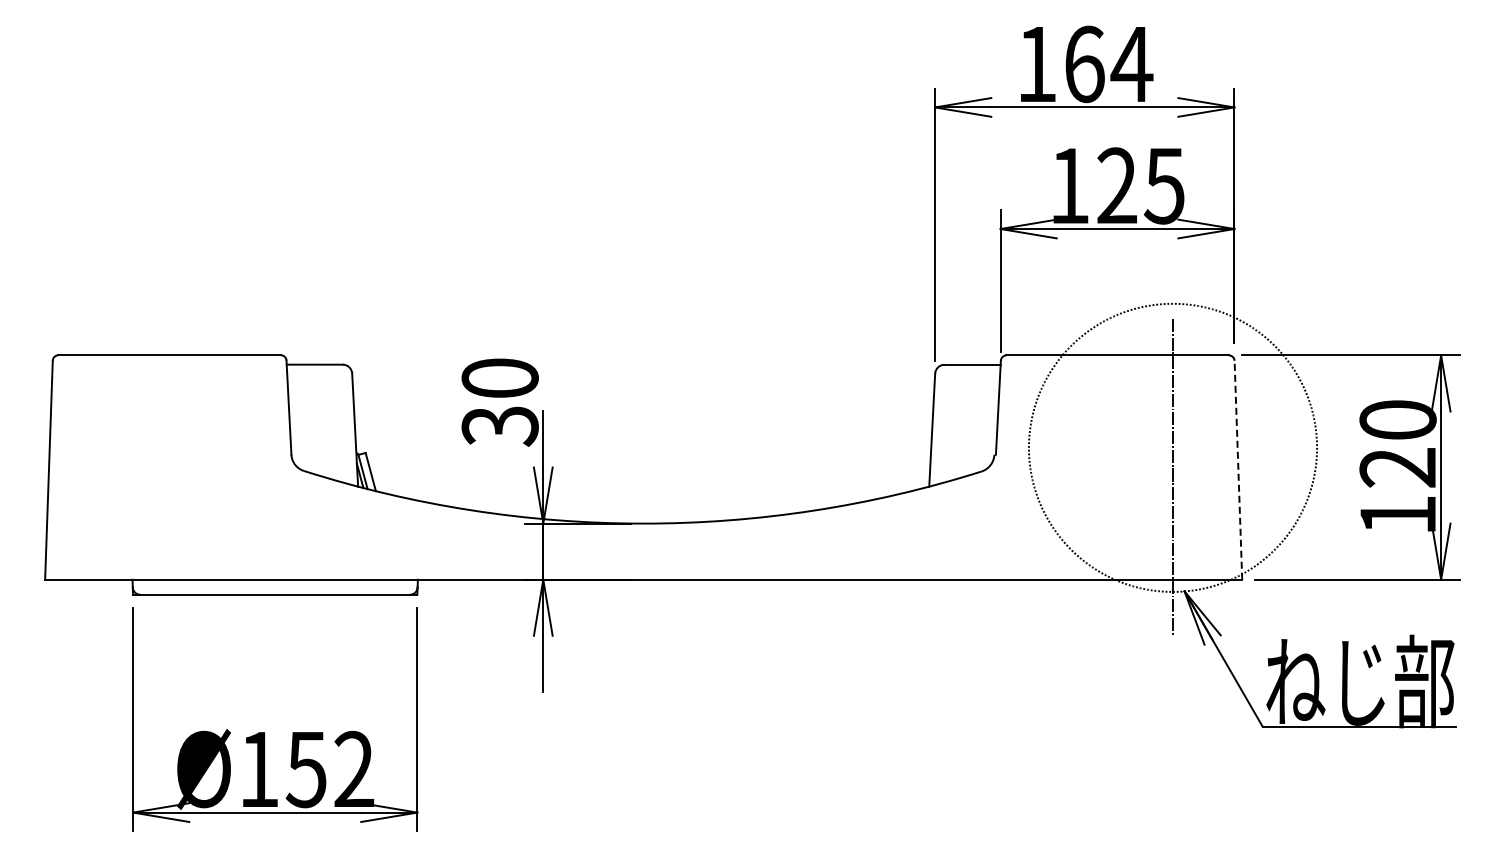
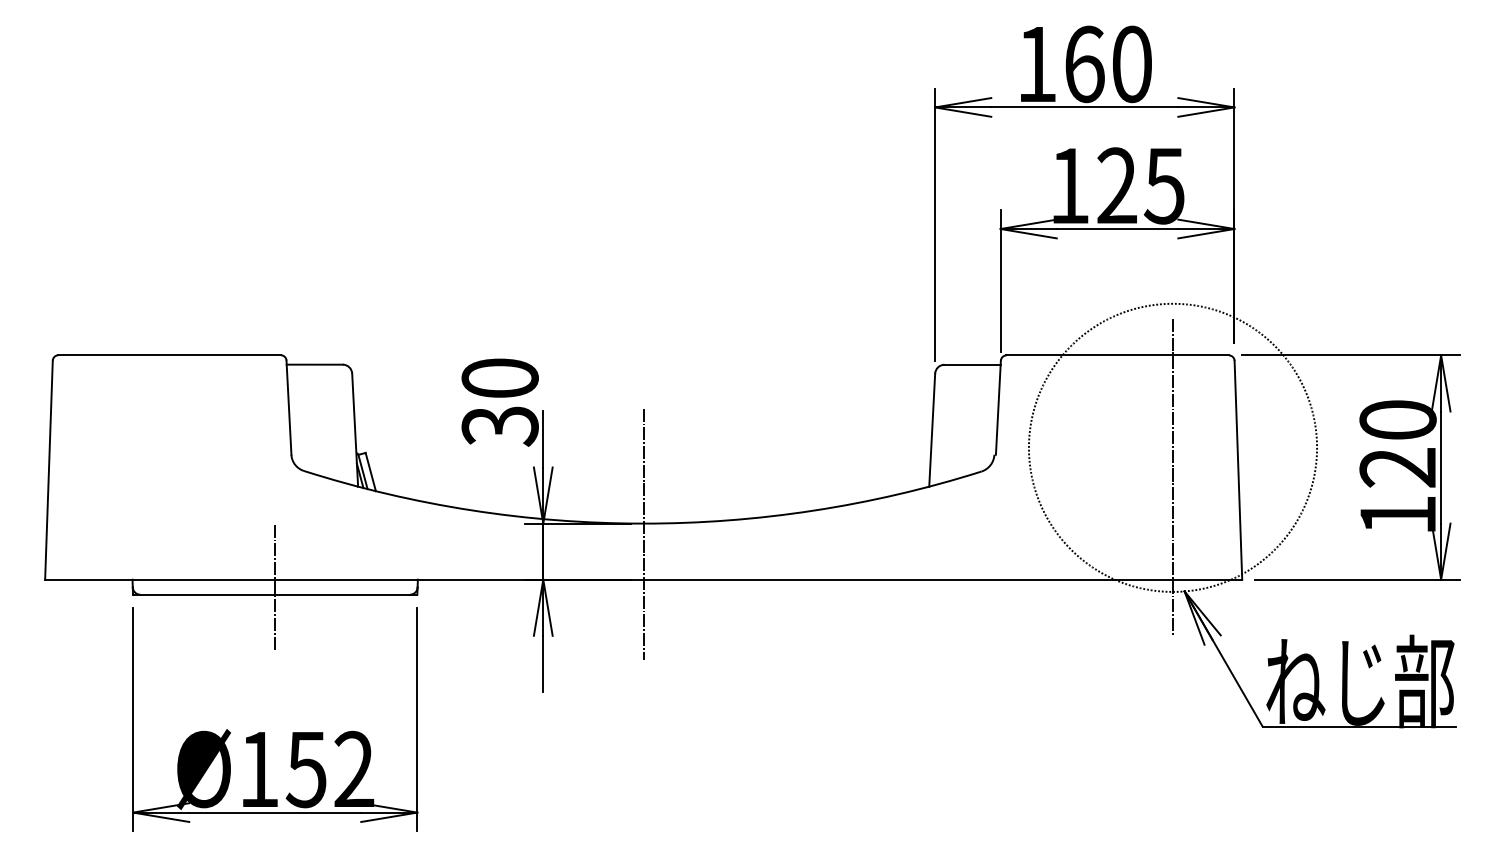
text: 164 -> 160 (1131, 64)
line: dashed -> solid (1238, 470)
line: none -> present (643, 533)
line: none -> present (275, 586)
